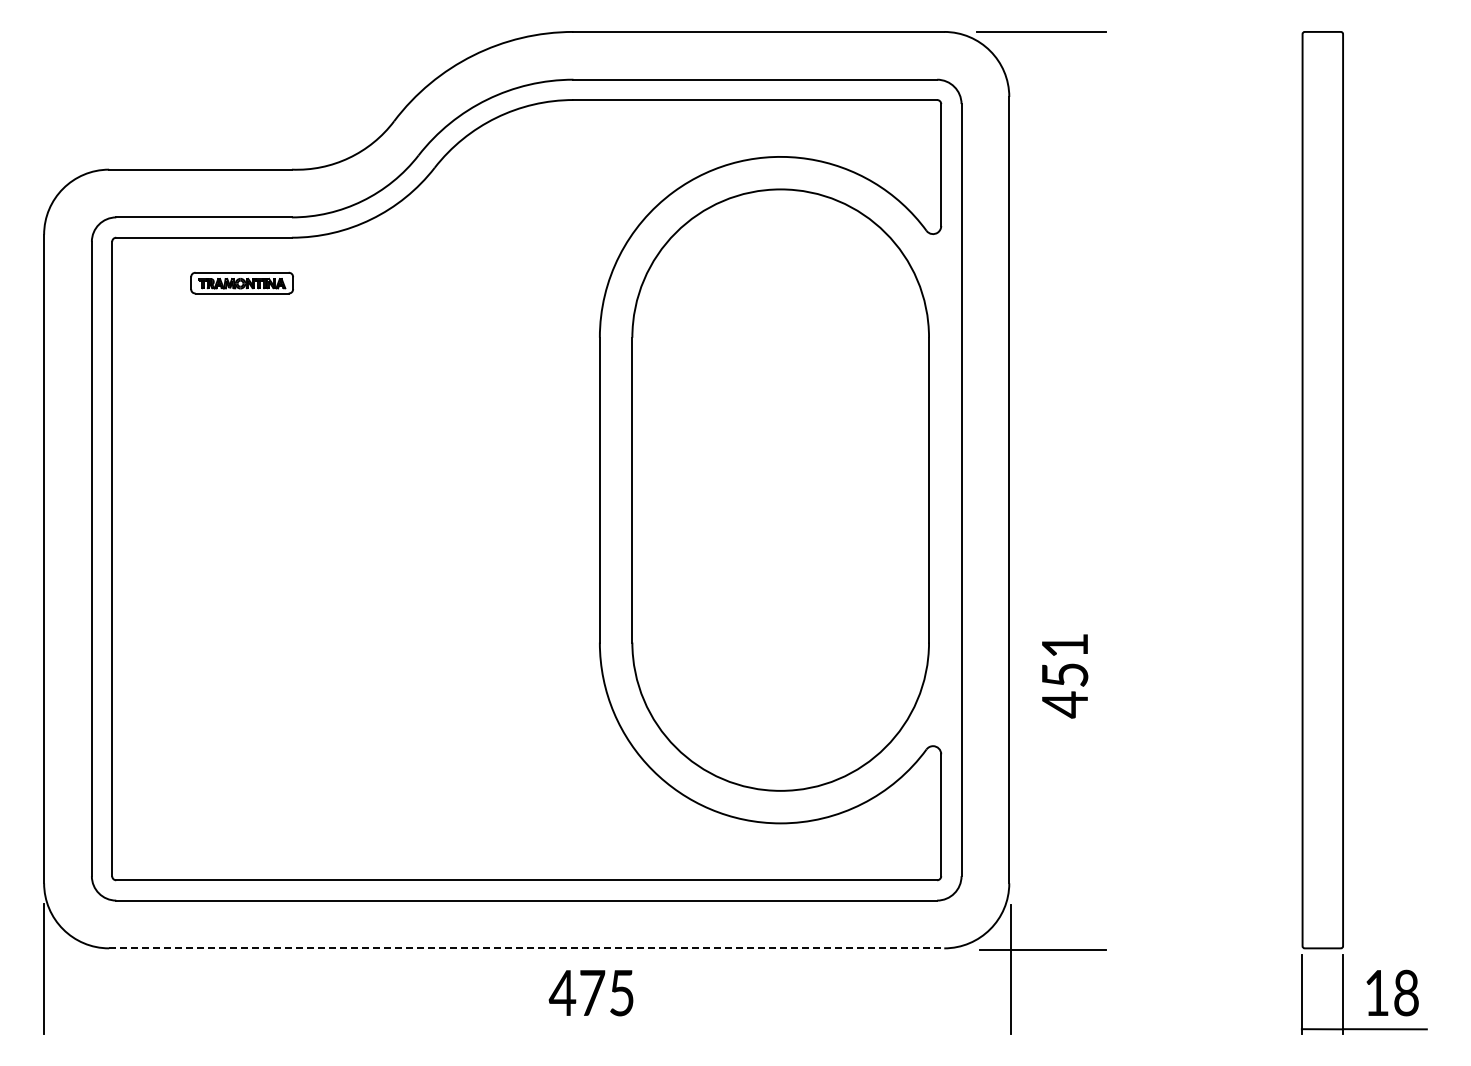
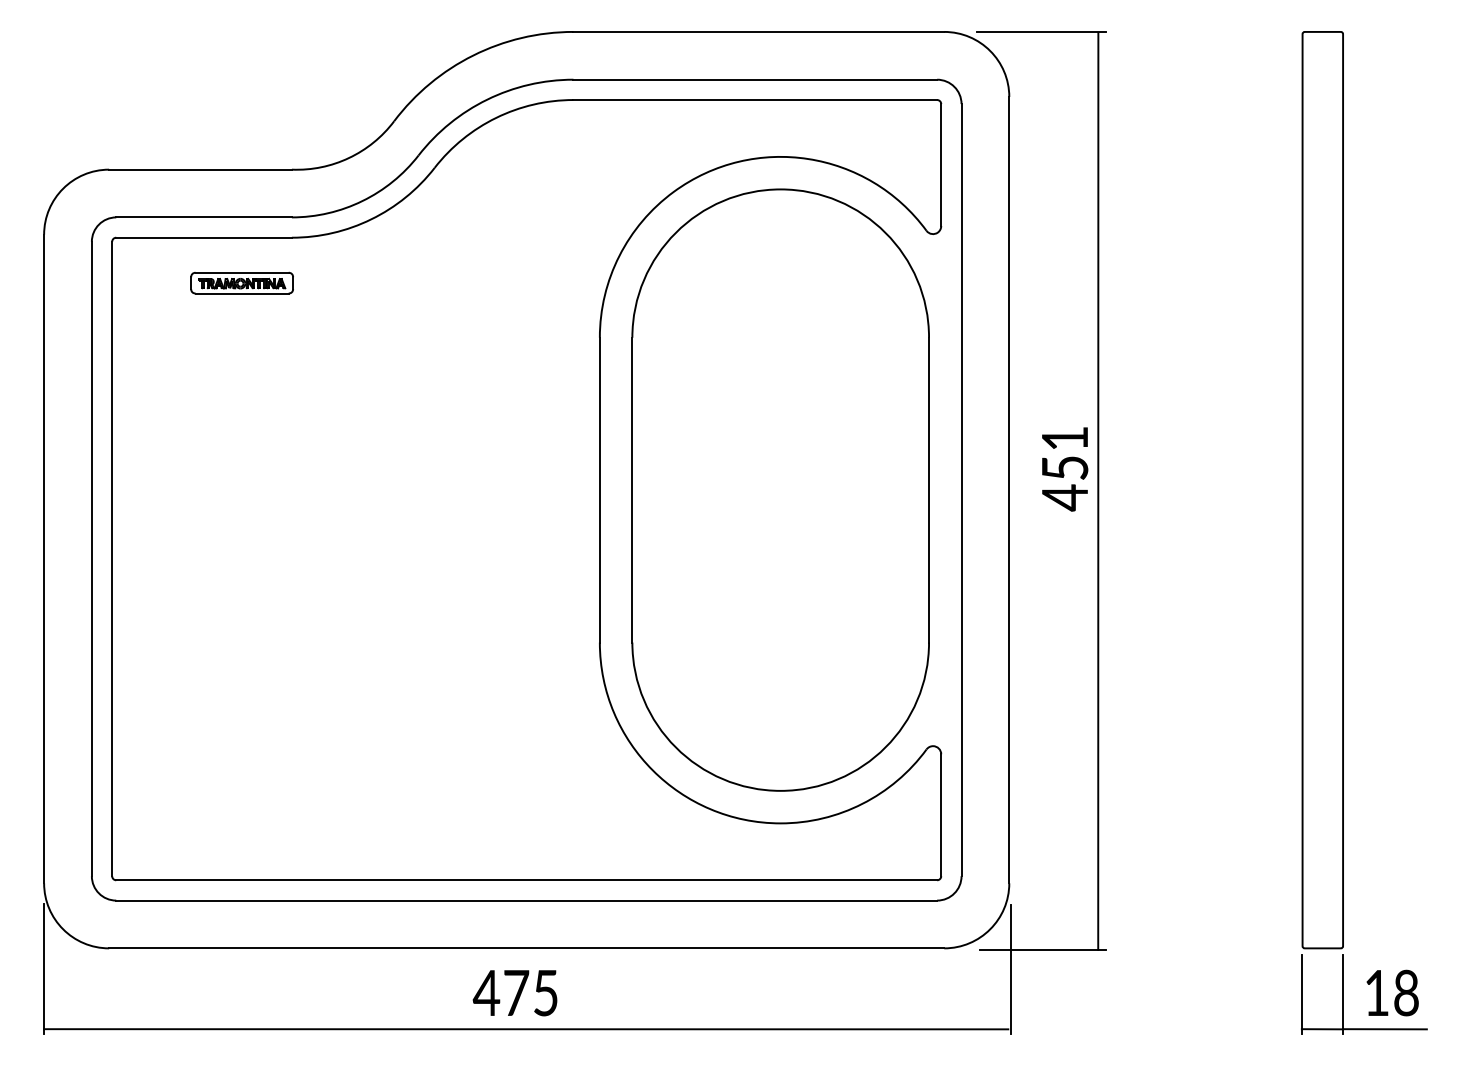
line: none -> present (1098, 490)
text position: (1065, 676) -> (1065, 469) (1065, 469)
line: dashed -> solid (526, 948)
text position: (590, 993) -> (514, 993) (514, 993)
line: none -> present (526, 1029)
